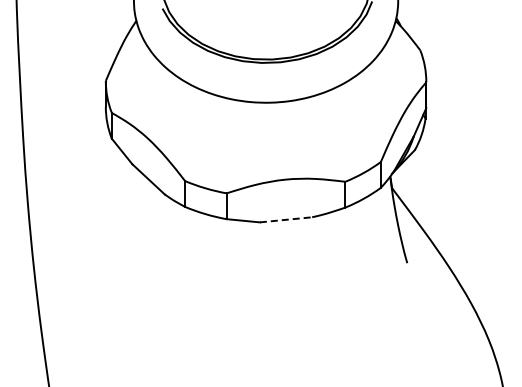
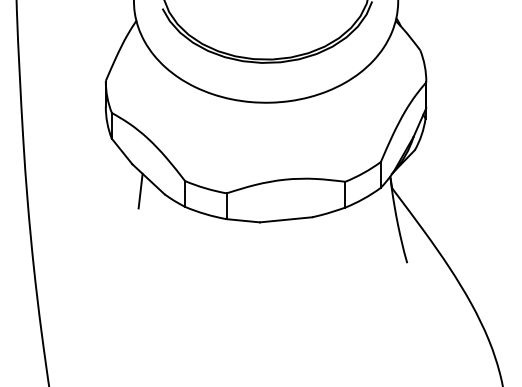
line: none -> present (140, 190)
line: dashed -> solid (286, 219)
